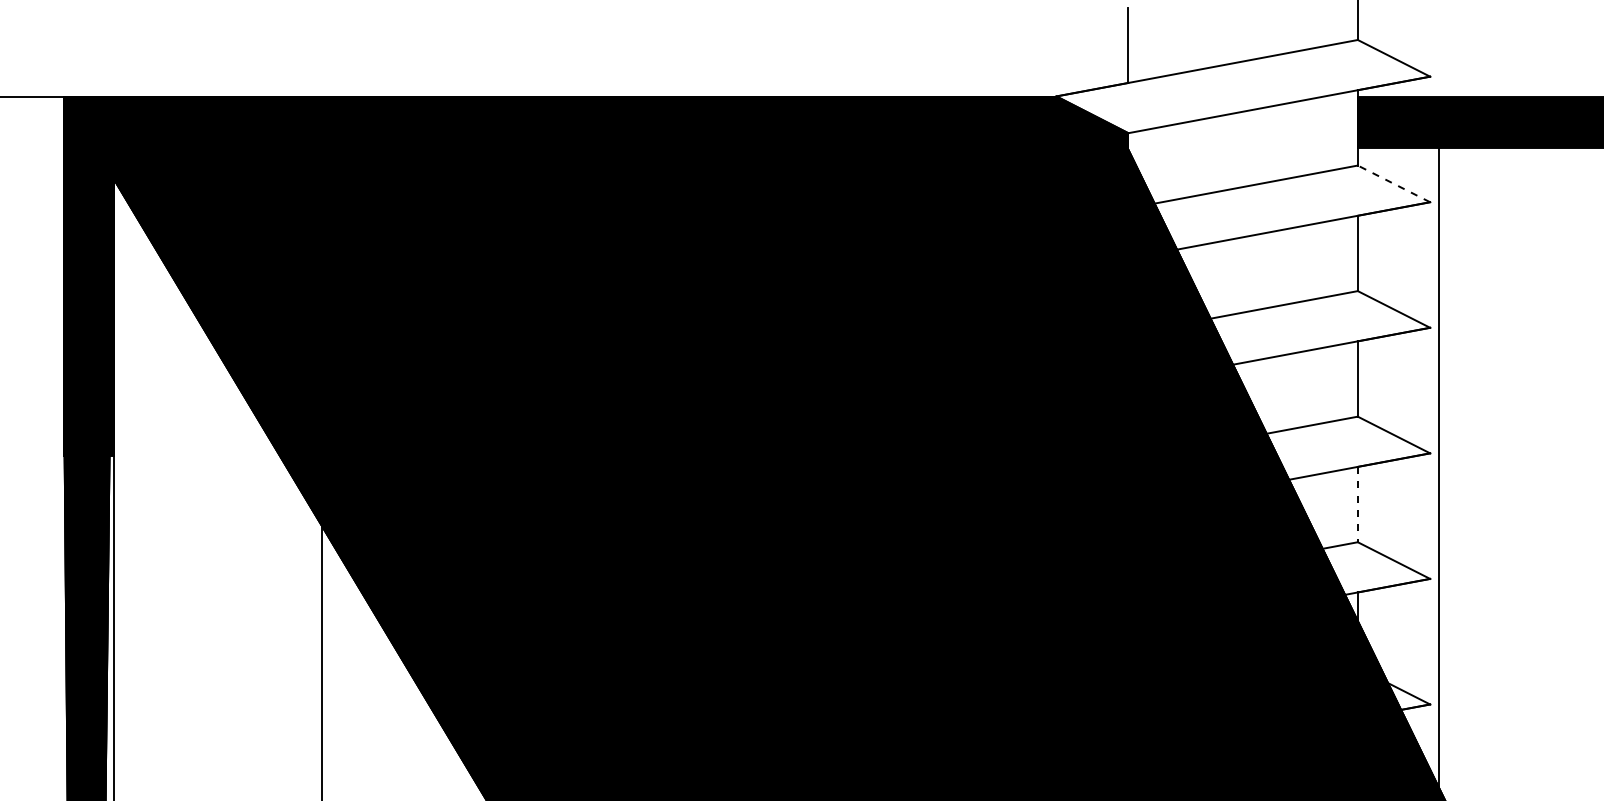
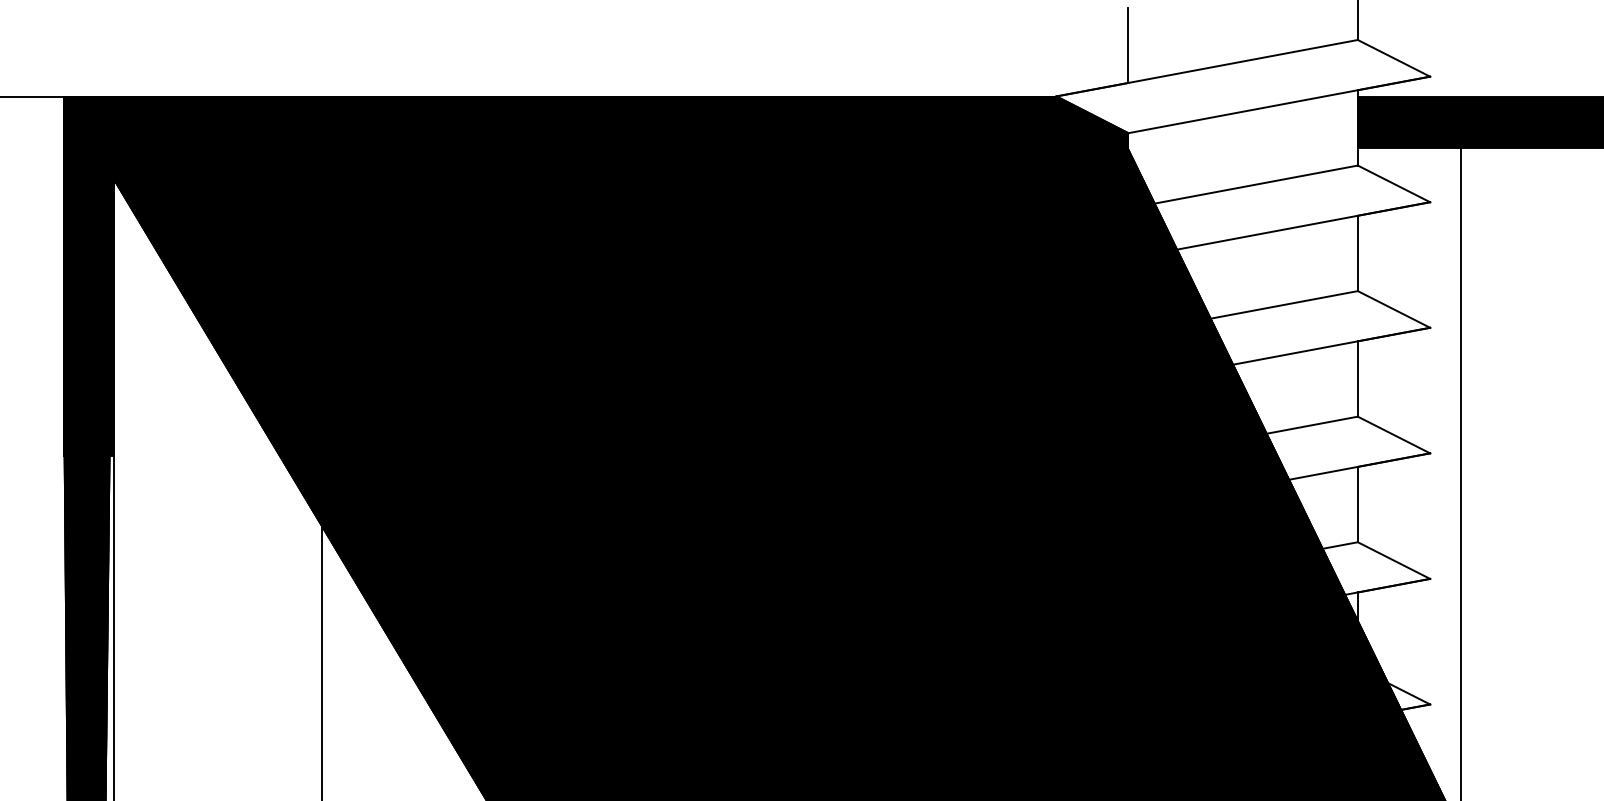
line: dashed -> solid (1394, 183)
line position: (1438, 472) -> (1460, 472) (1460, 472)
line: dashed -> solid (1357, 504)
